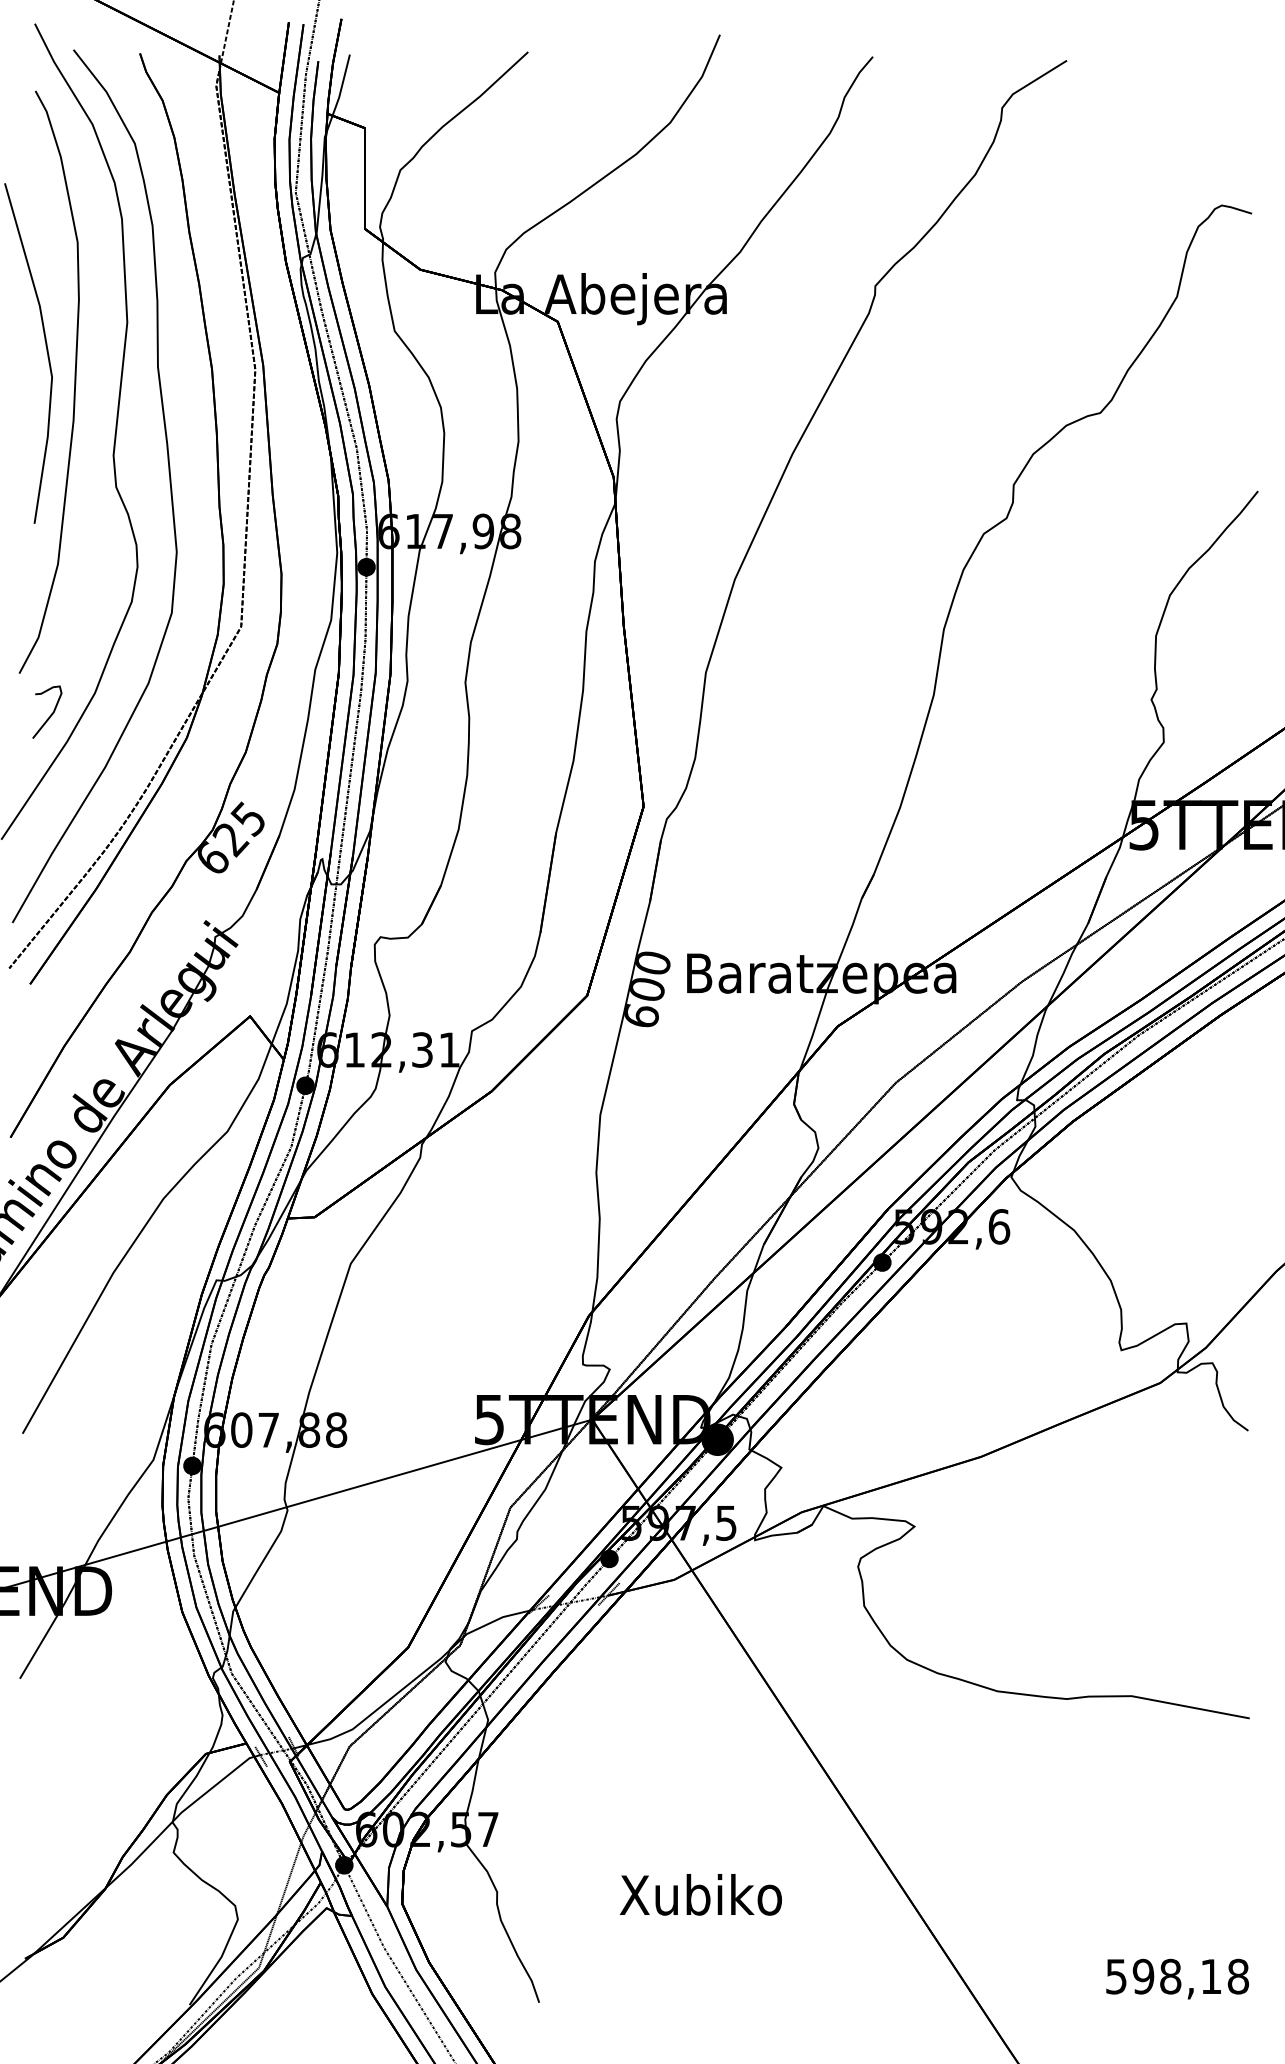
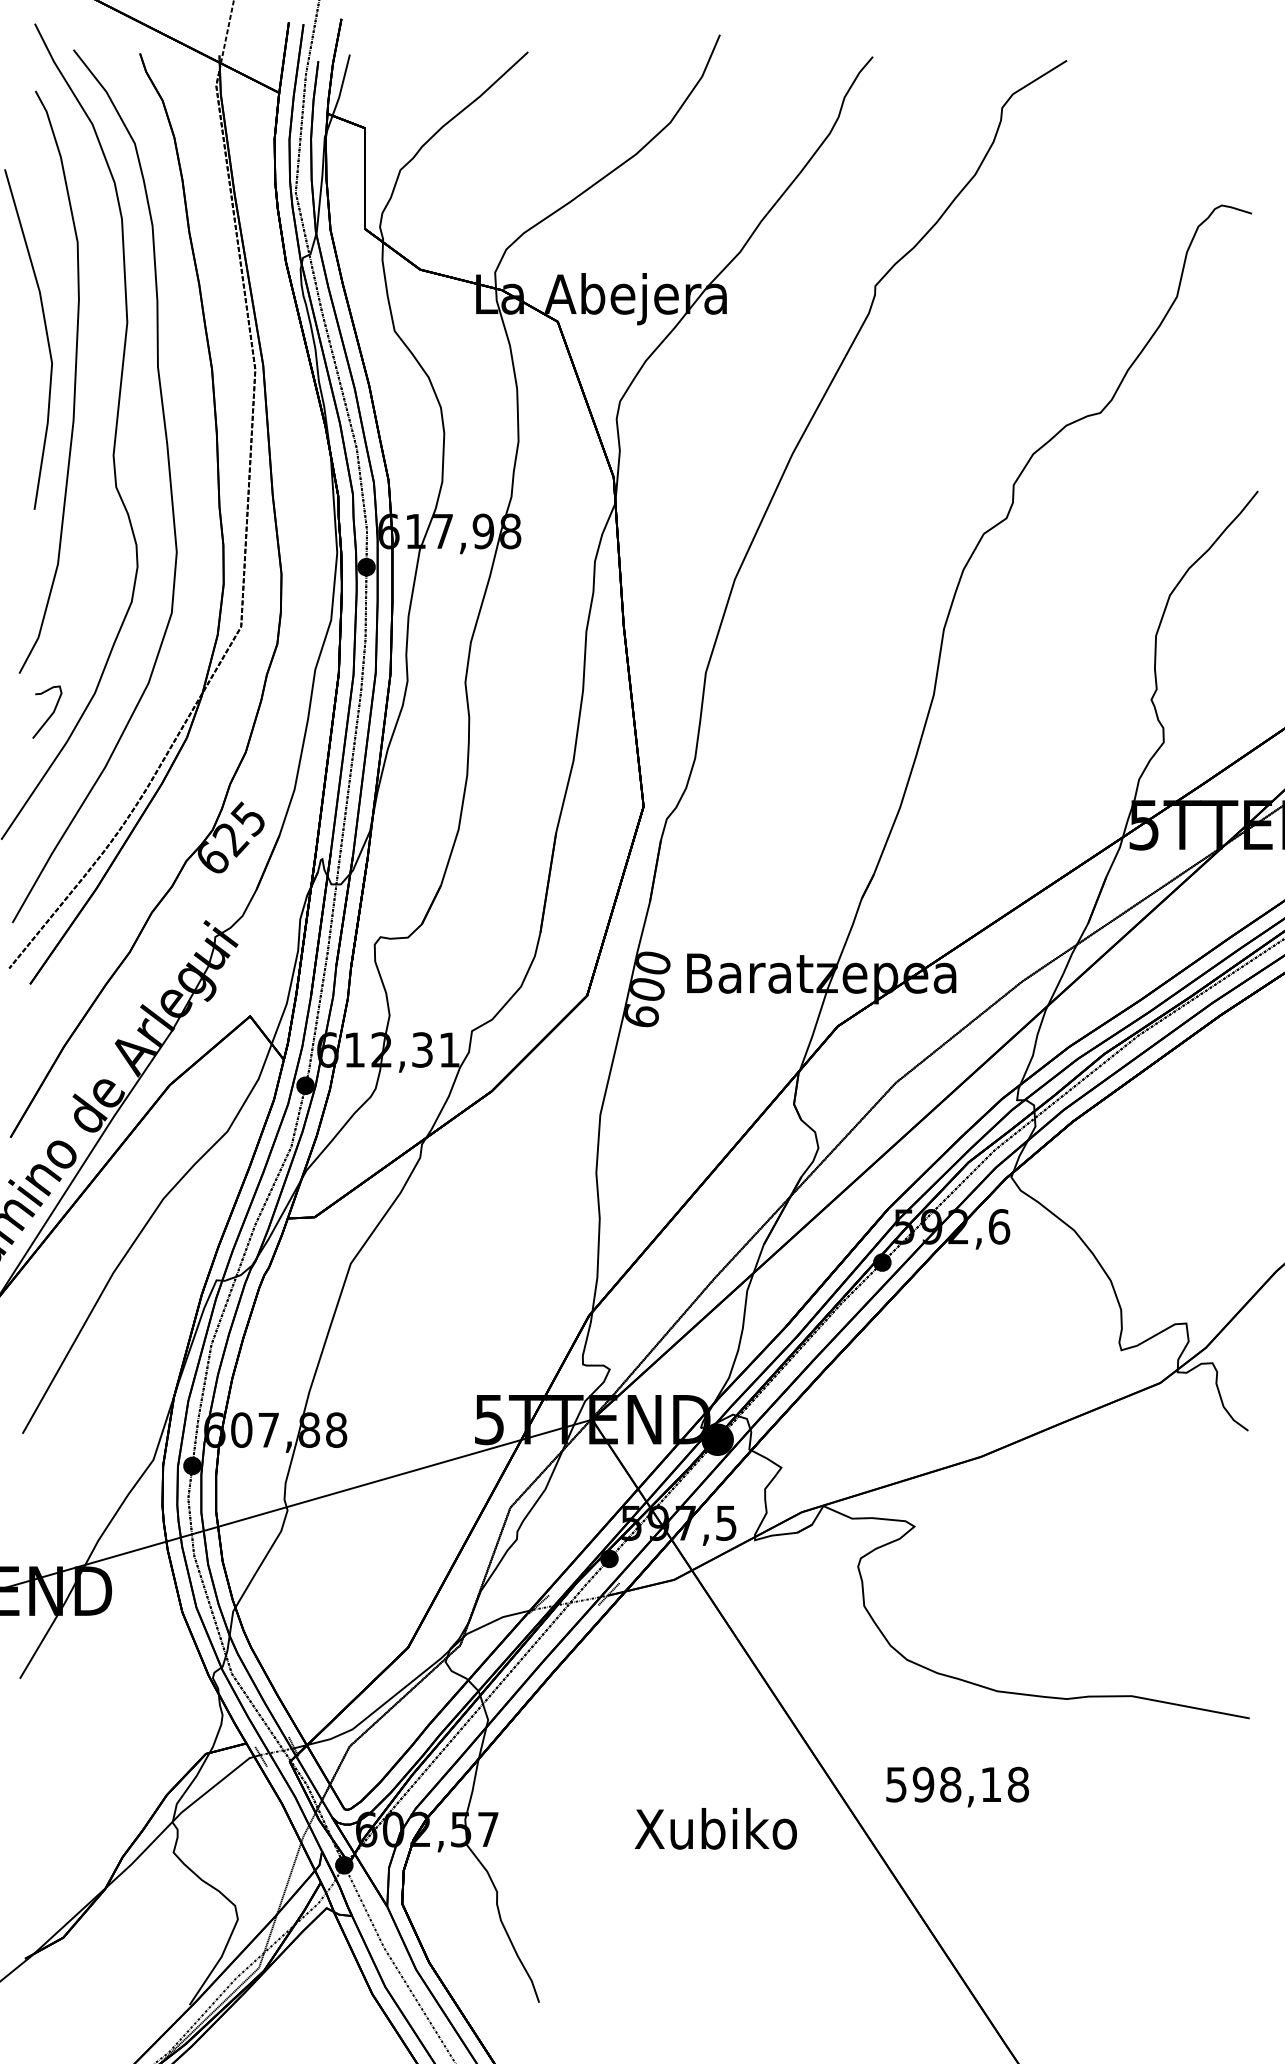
part position: (46, 351) -> (46, 337) (46, 337)
text position: (700, 1894) -> (715, 1828) (715, 1828)
text position: (1177, 1978) -> (957, 1786) (957, 1786)
